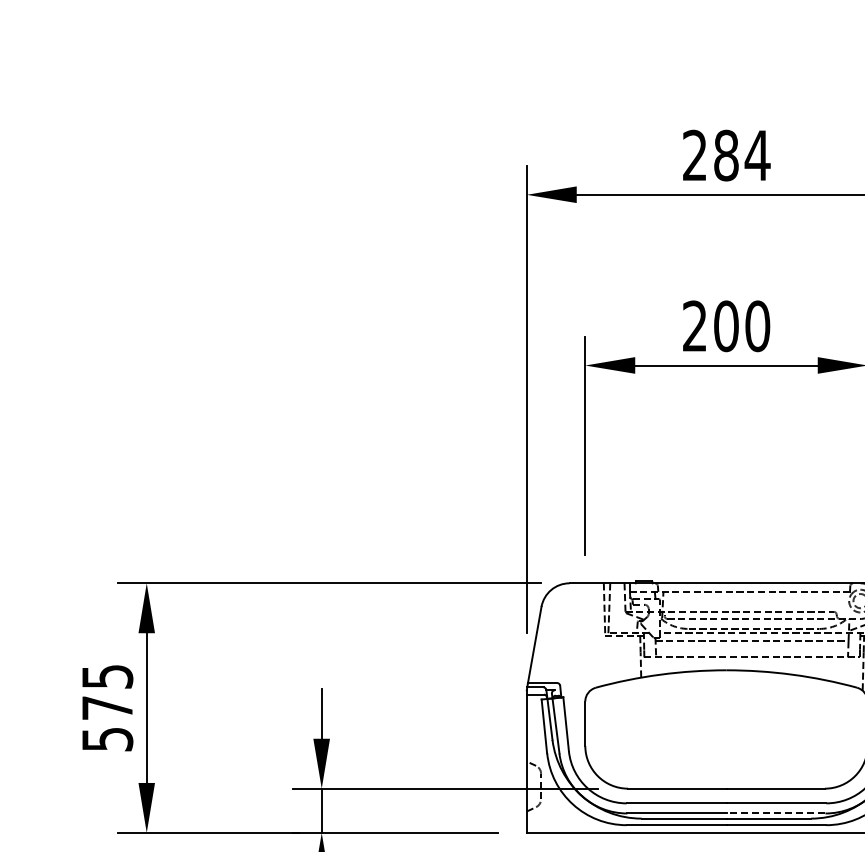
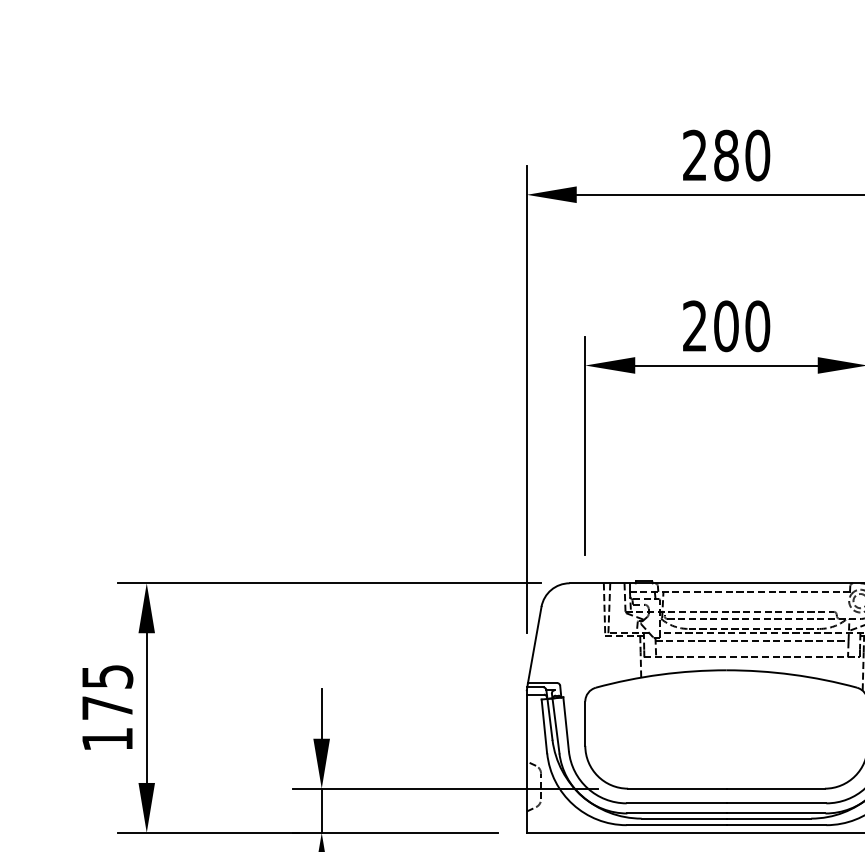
text: 284 -> 280 (757, 155)
text: 575 -> 175 (107, 739)
line: dashed -> solid (775, 813)
